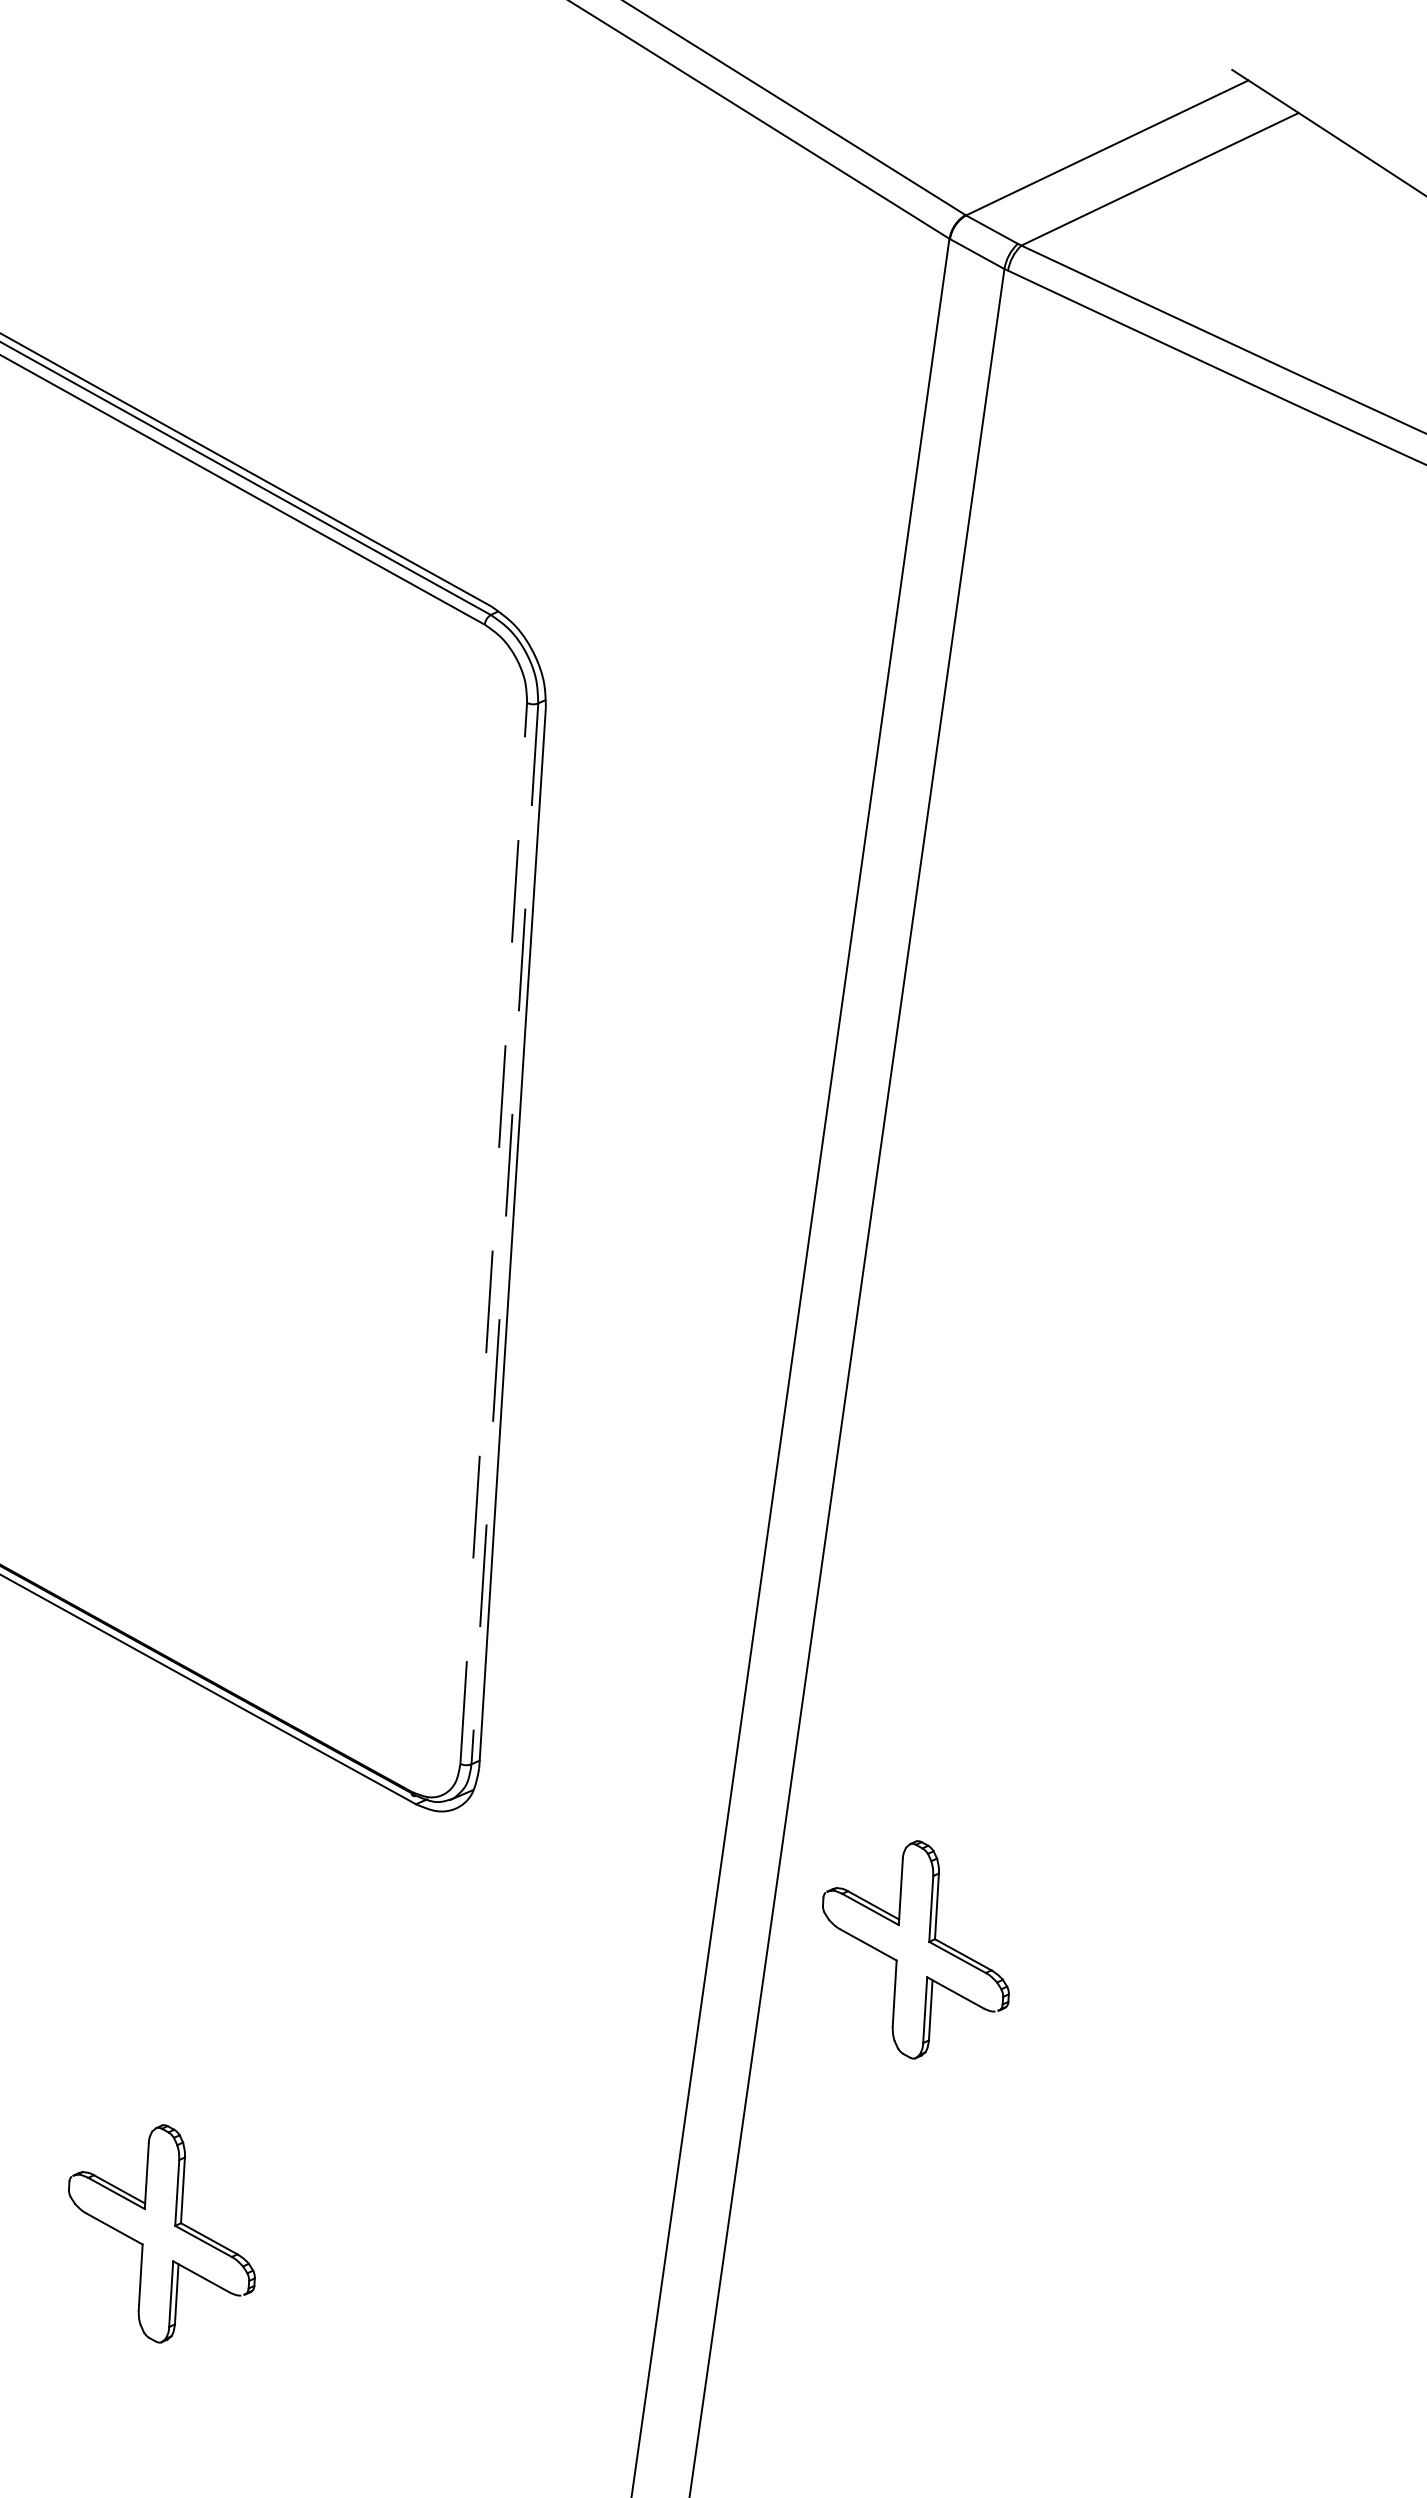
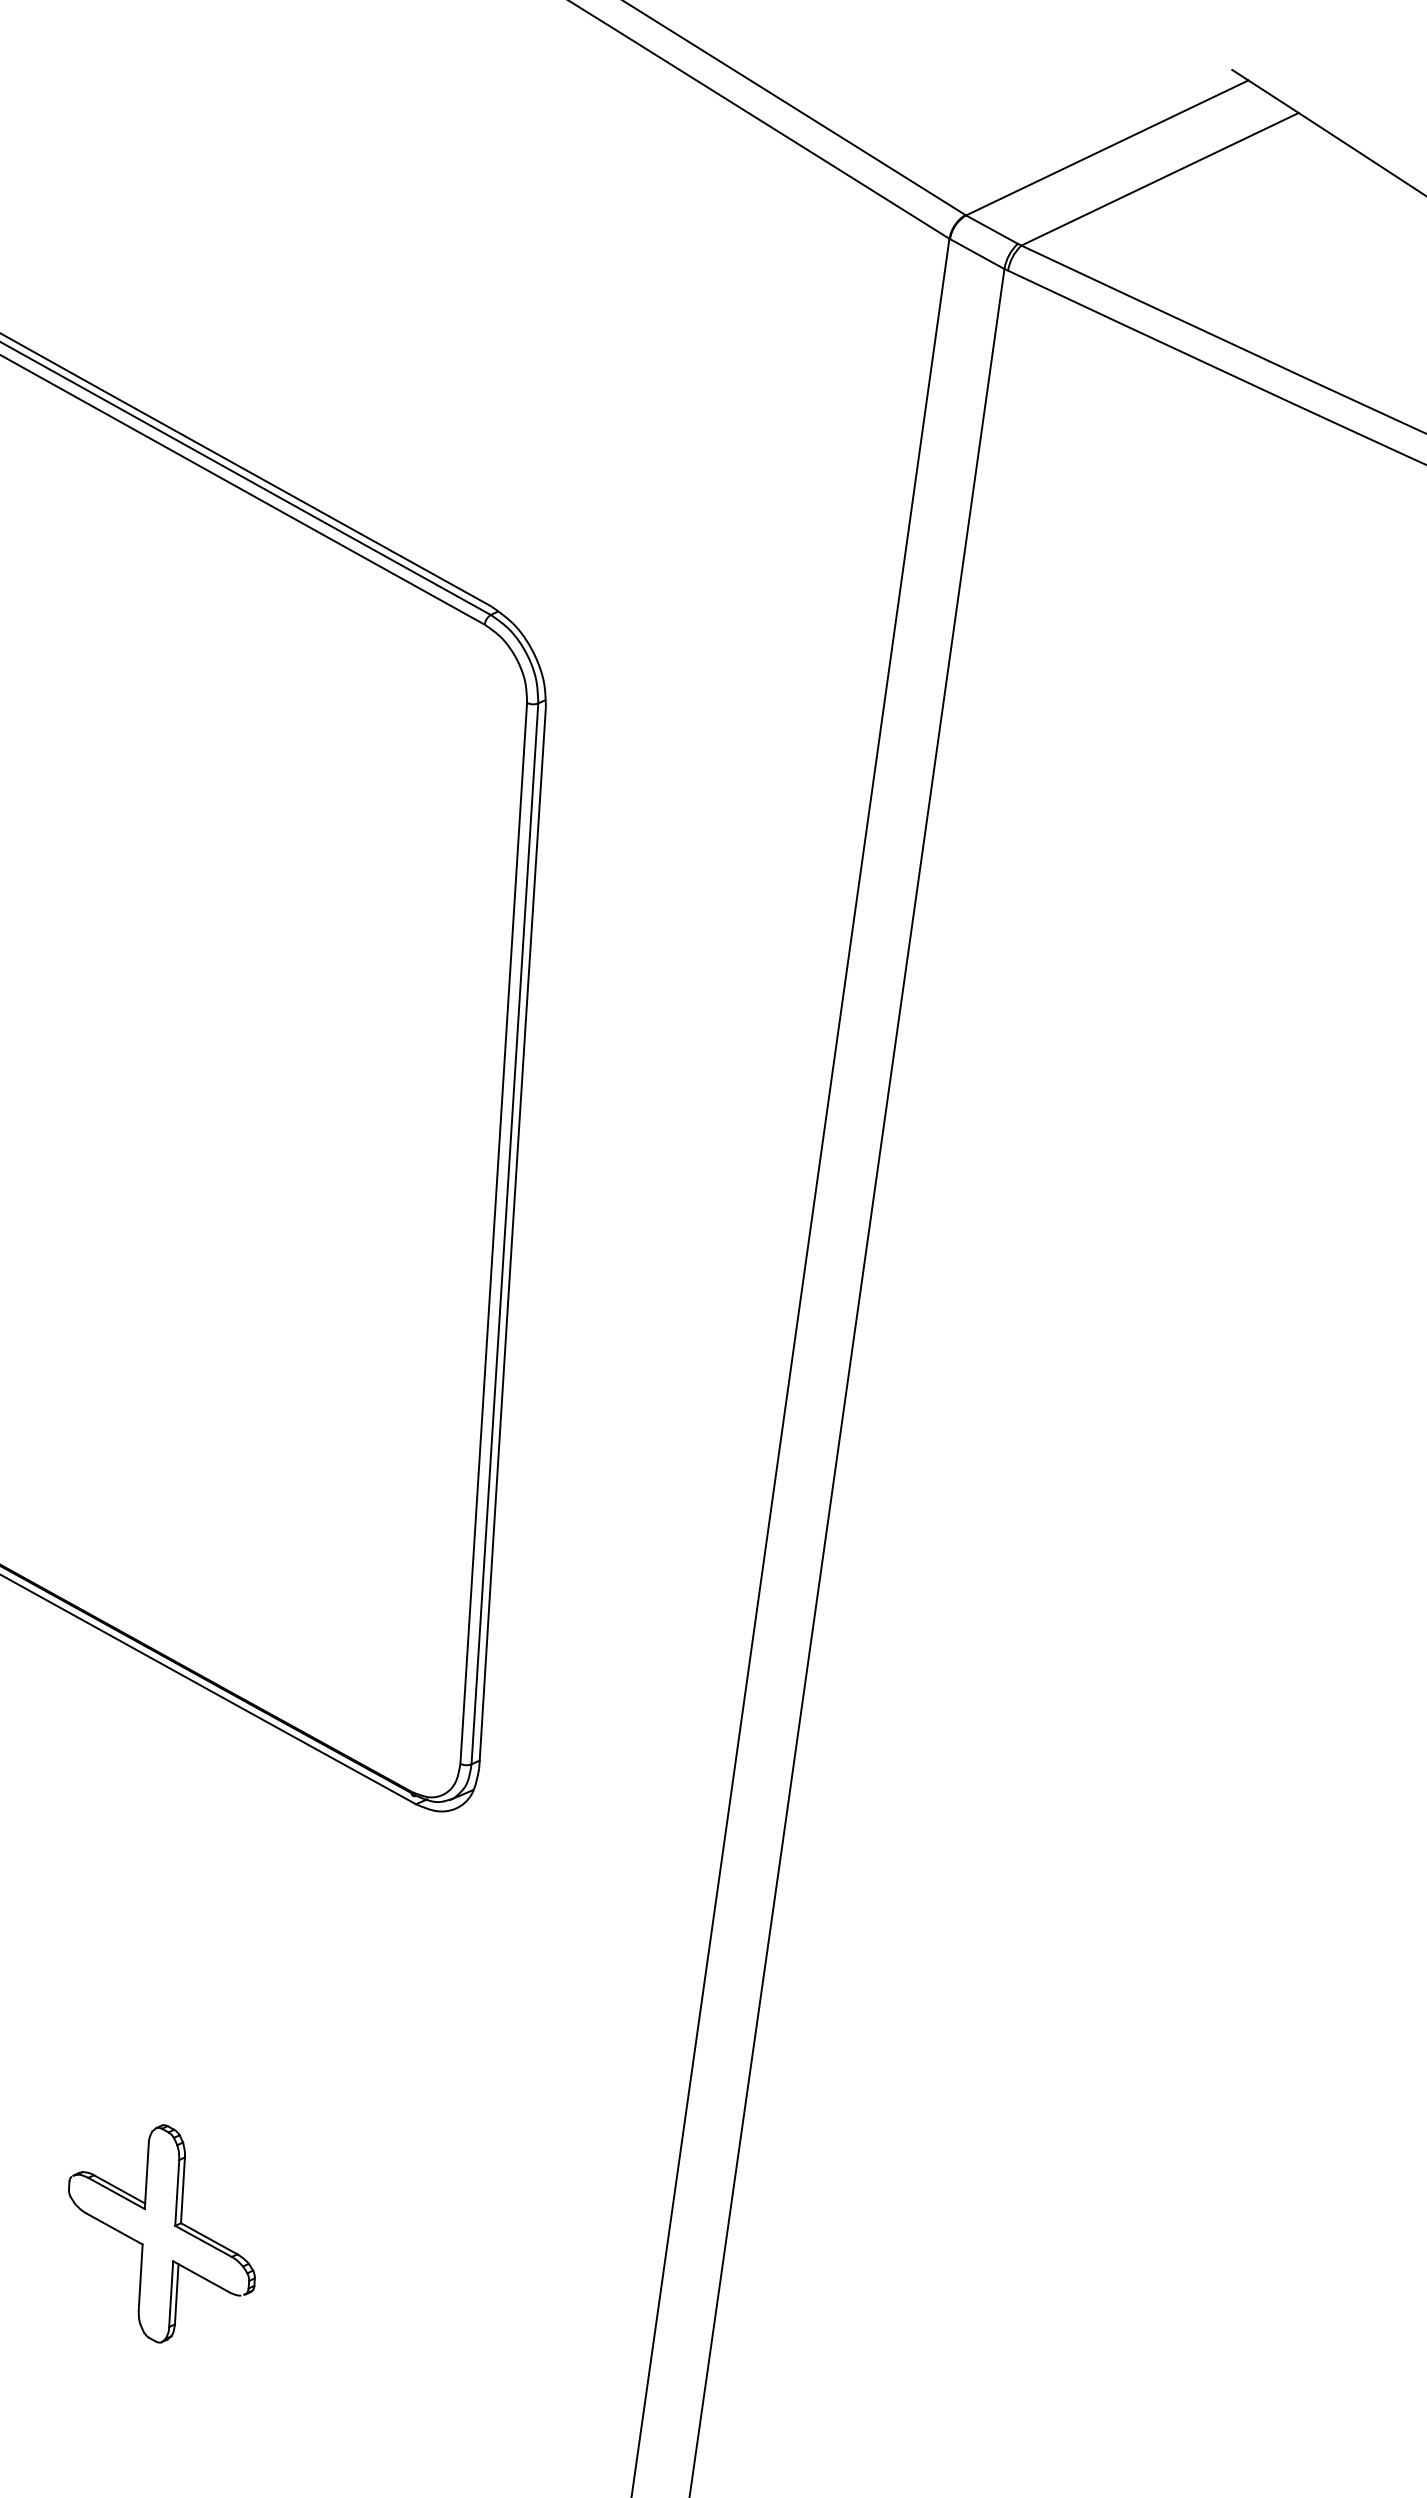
line: dashed -> solid (493, 1232)
line: dashed -> solid (504, 1233)
part: present -> none (928, 1942)
